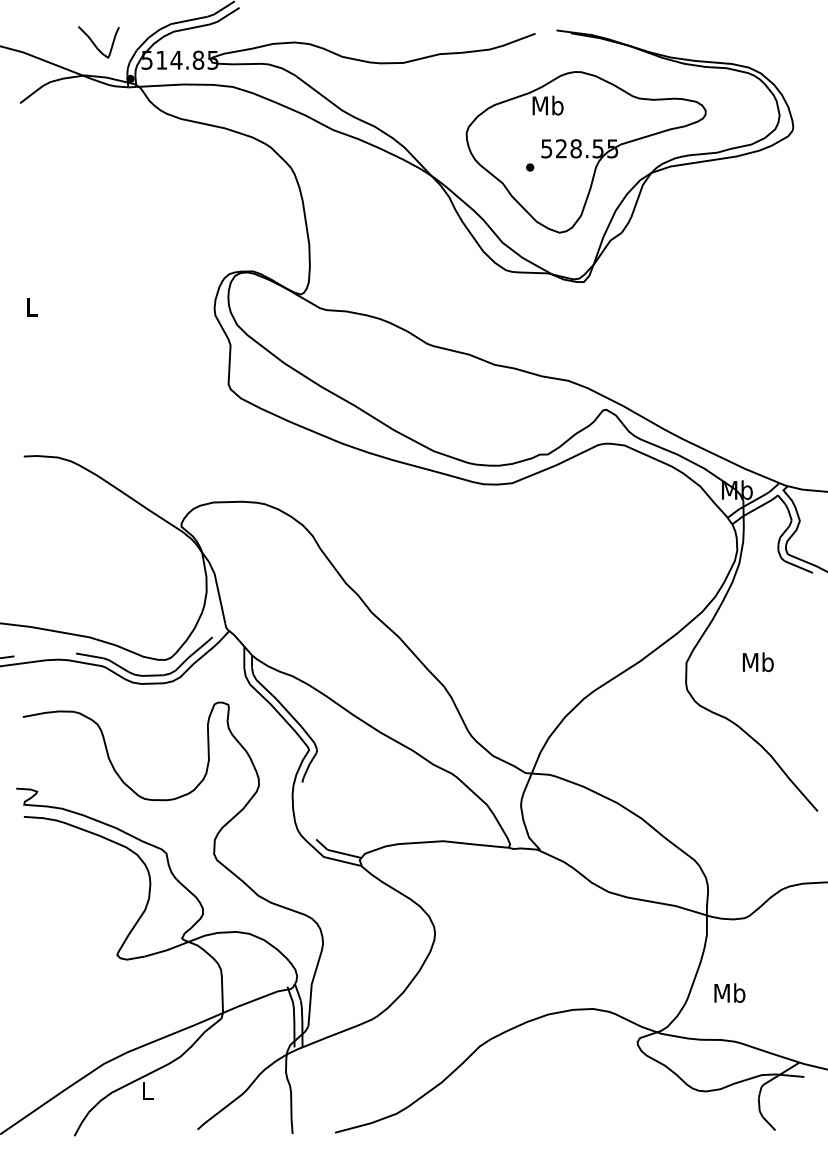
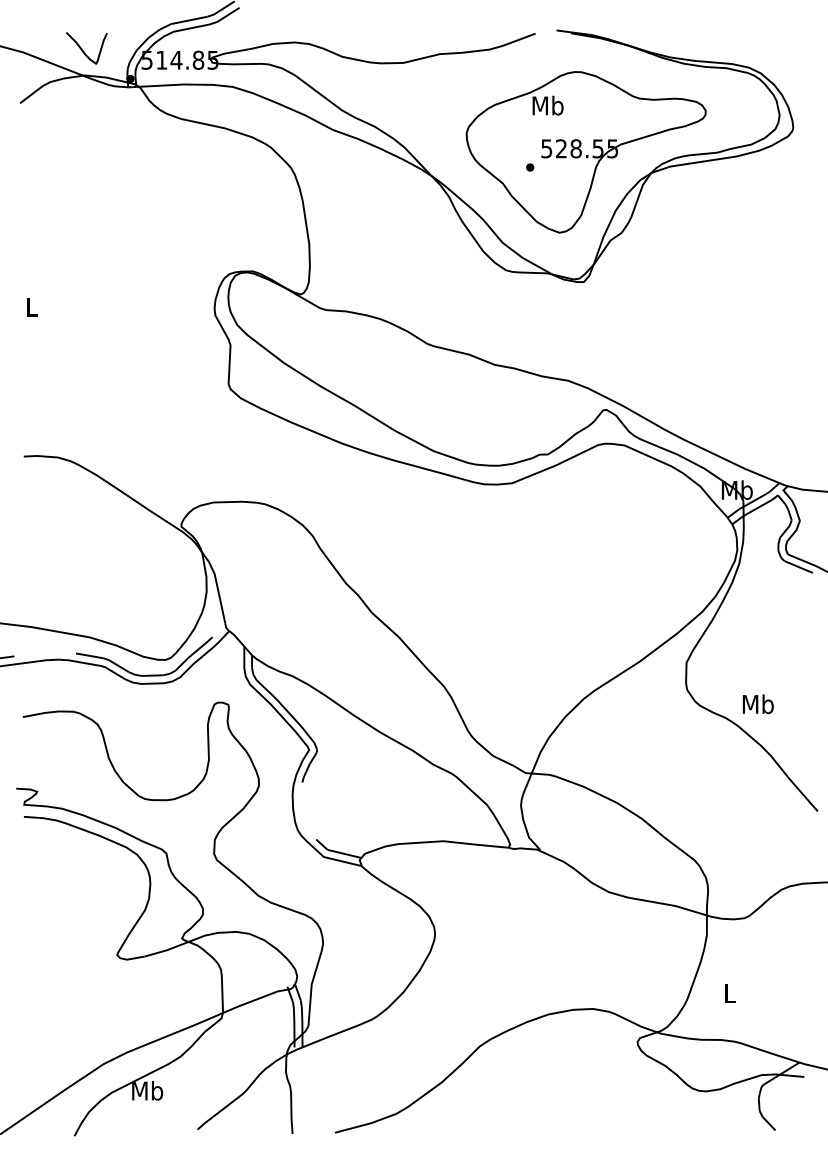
curve position: (95, 44) -> (83, 50) (83, 50)
text position: (757, 662) -> (757, 704) (757, 704)
text: Mb -> L (729, 992)
text: L -> Mb (147, 1090)
